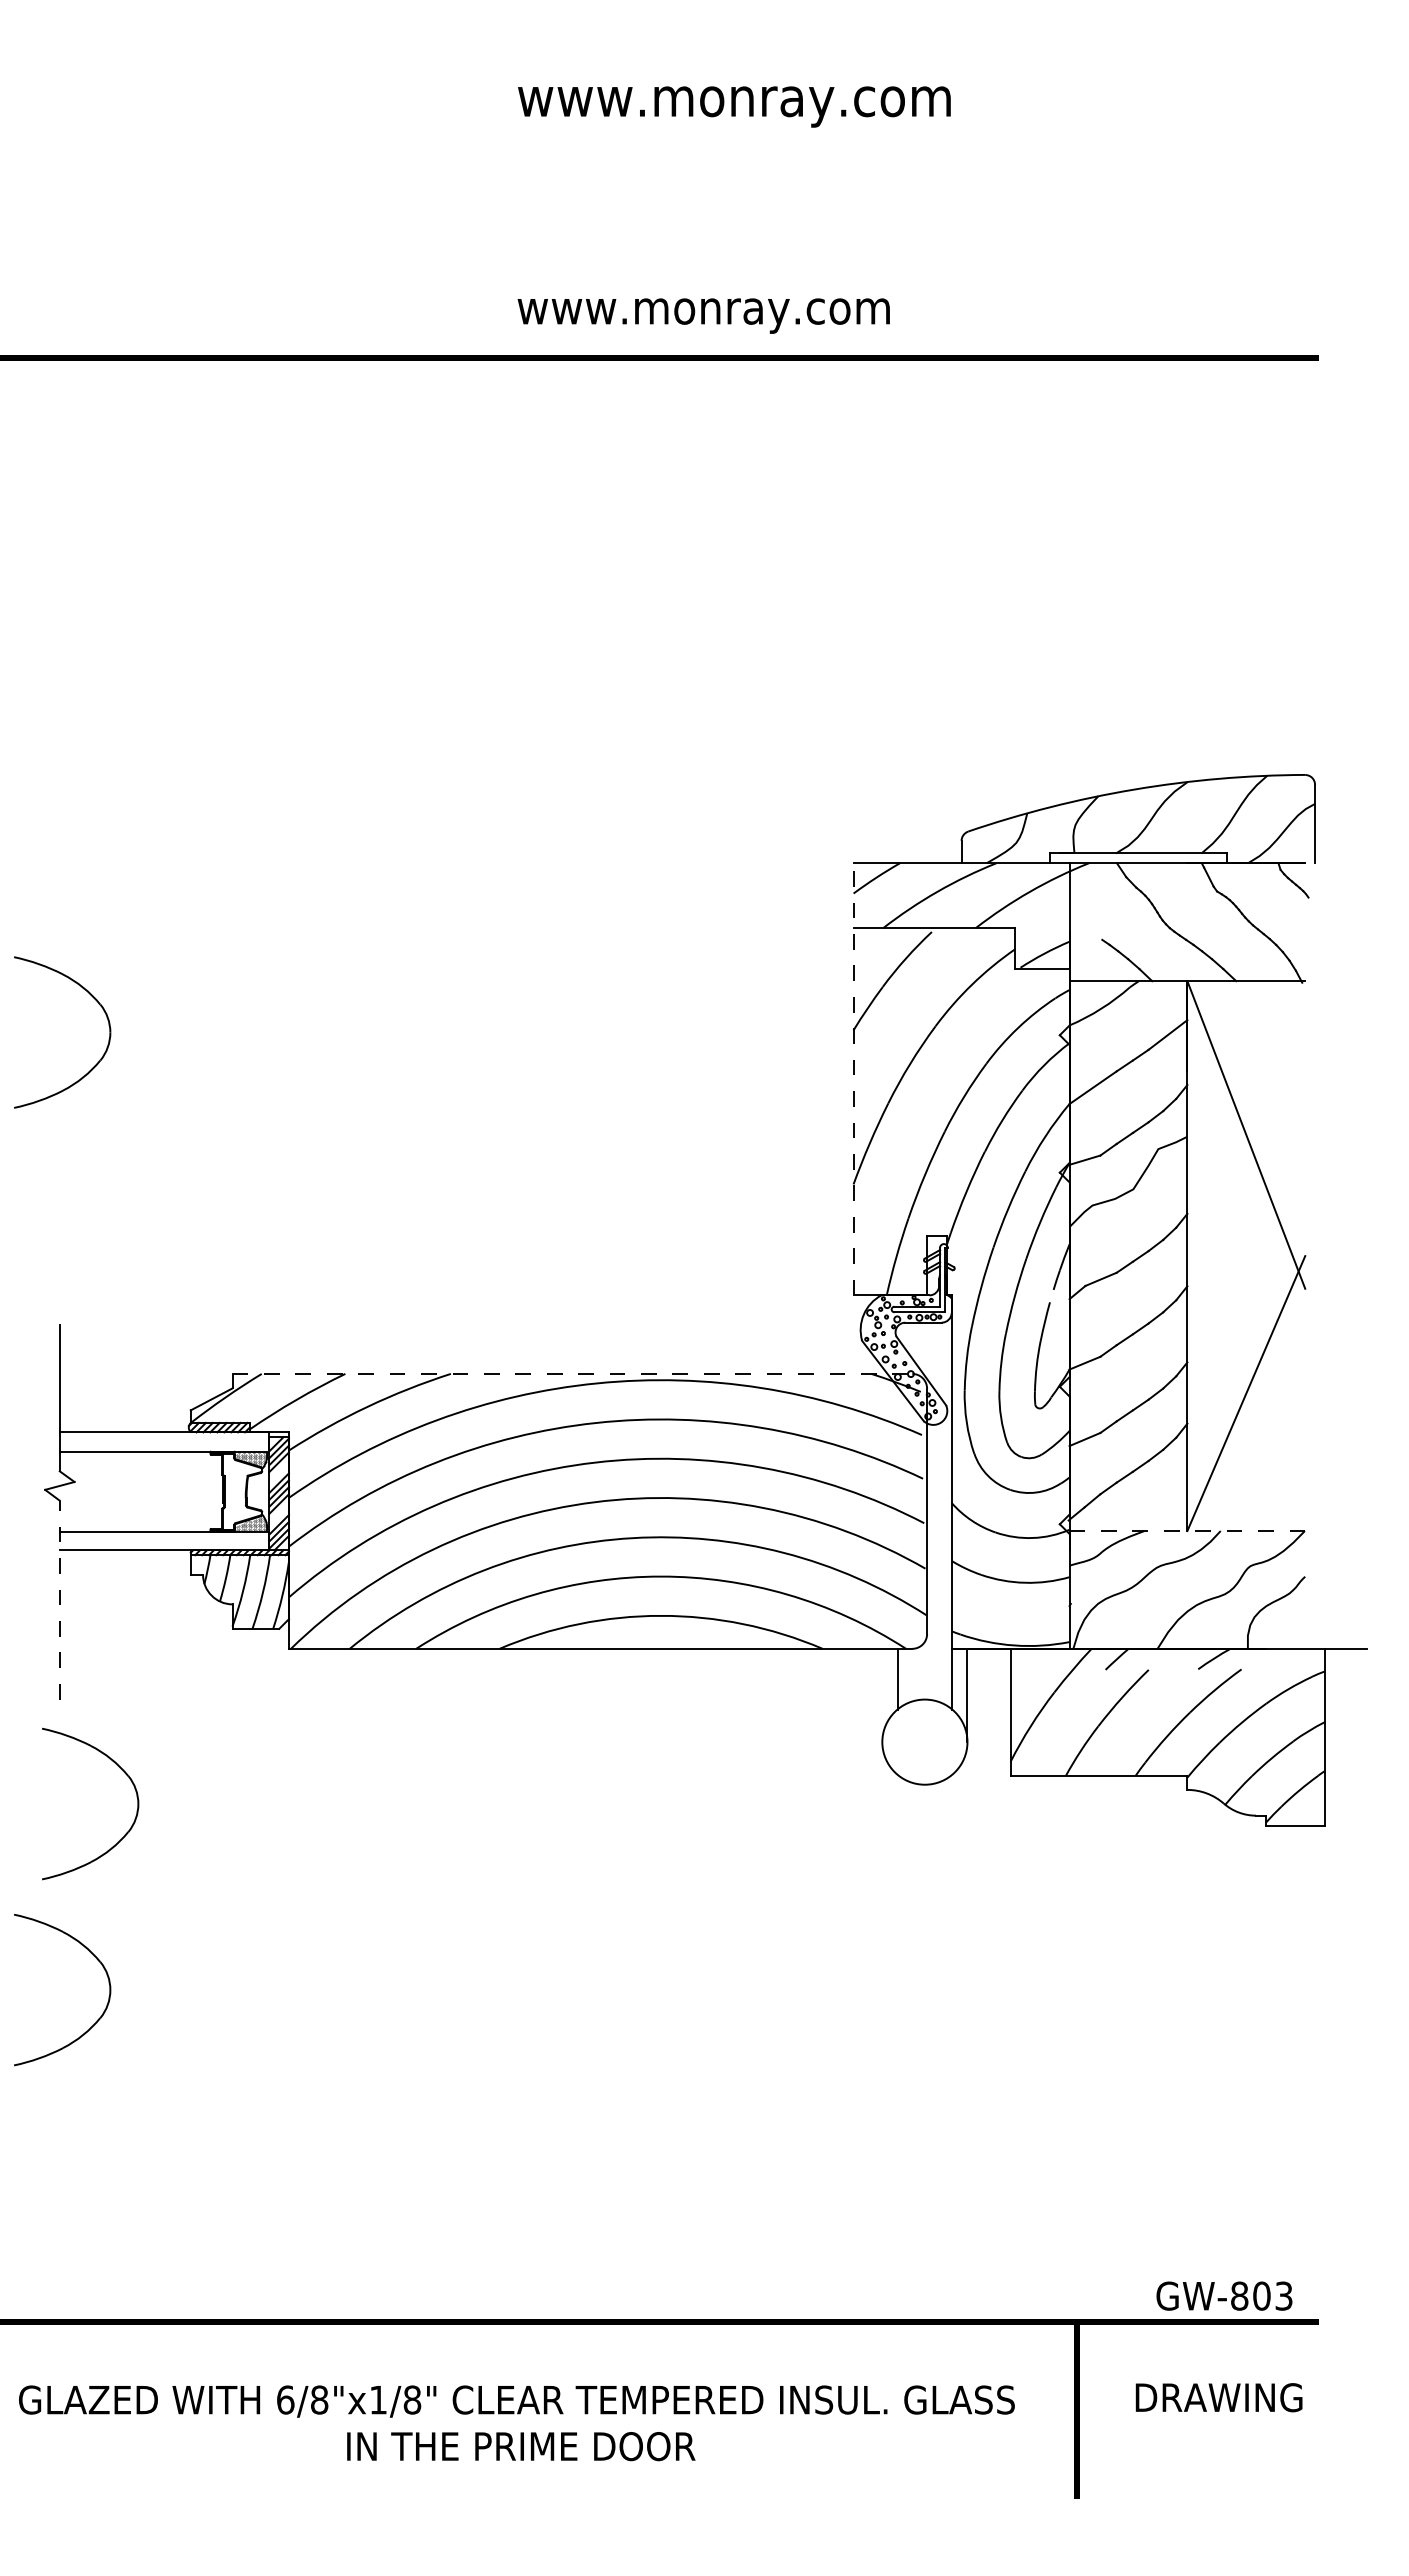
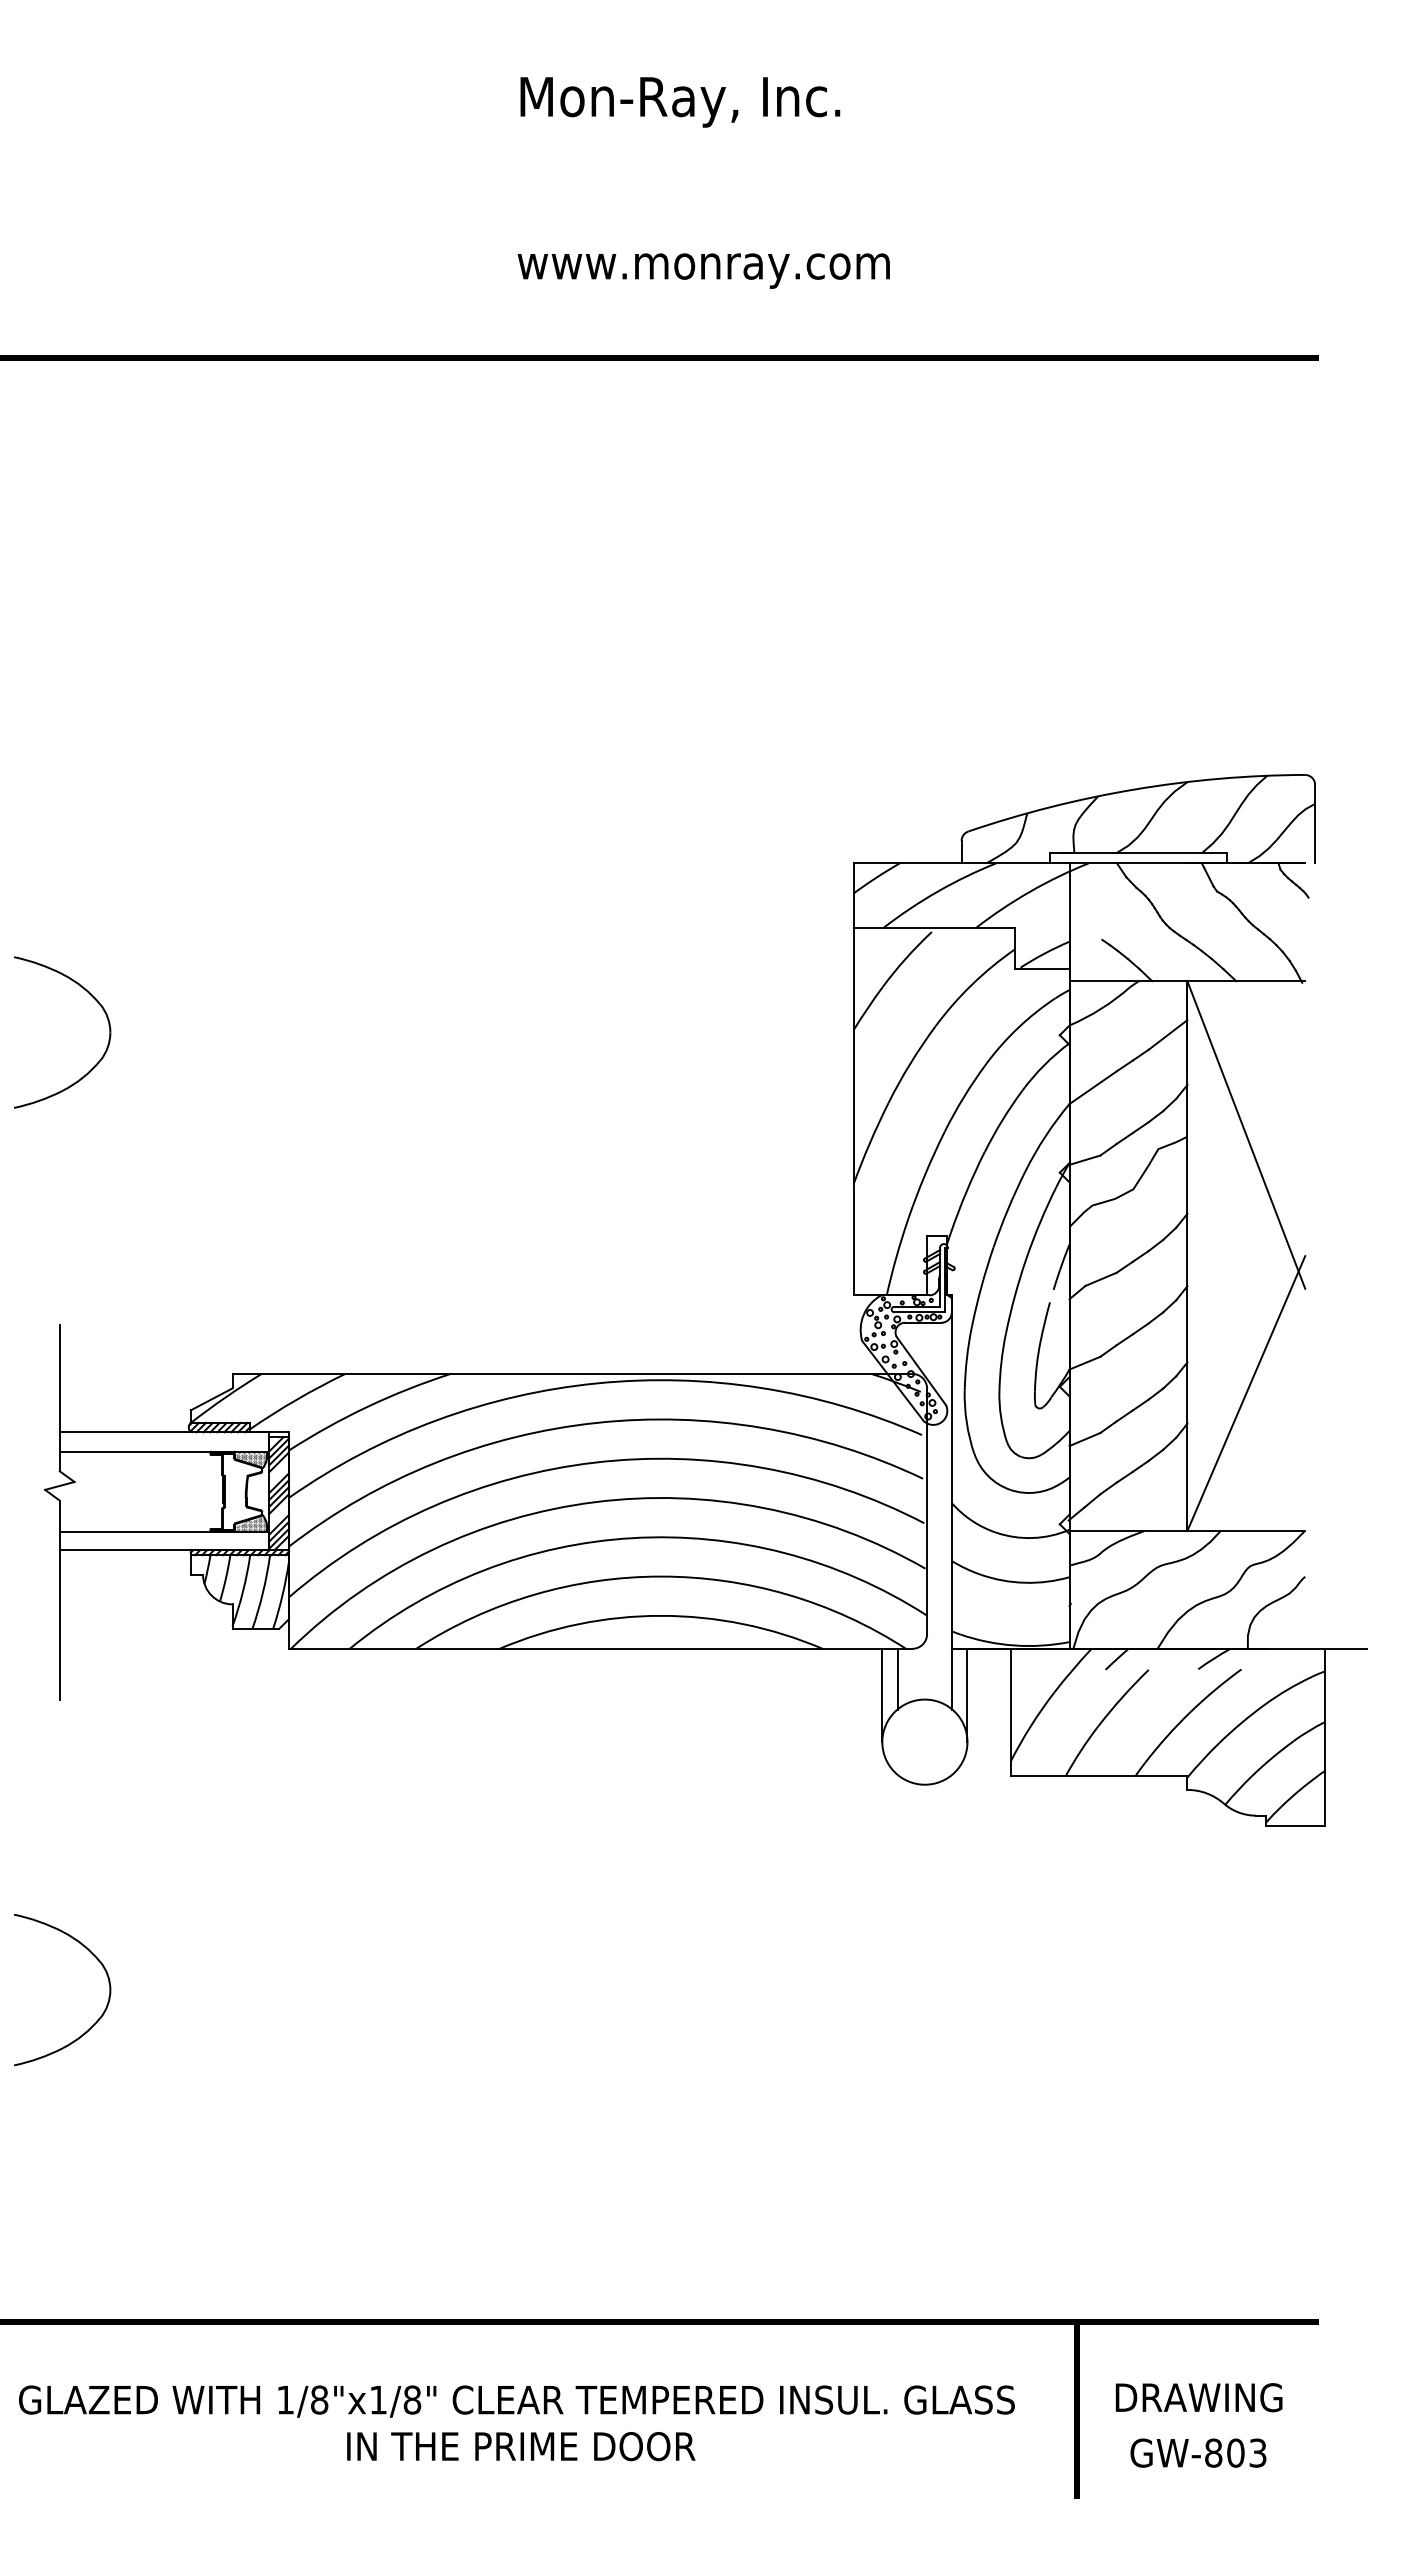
text: www.monray.com -> Mon-Ray, Inc. (734, 102)
text position: (703, 315) -> (703, 270) (703, 270)
line: dashed -> solid (853, 1078)
line: dashed -> solid (572, 1373)
line: dashed -> solid (1187, 1531)
line: dashed -> solid (59, 1599)
line: none -> present (882, 1695)
part: present -> none (124, 1773)
text position: (1224, 2295) -> (1198, 2452) (1198, 2452)
text position: (1218, 2397) -> (1198, 2397) (1198, 2397)
text: 6/8"x1/8" -> 1/8"x1/8" (285, 2399)
